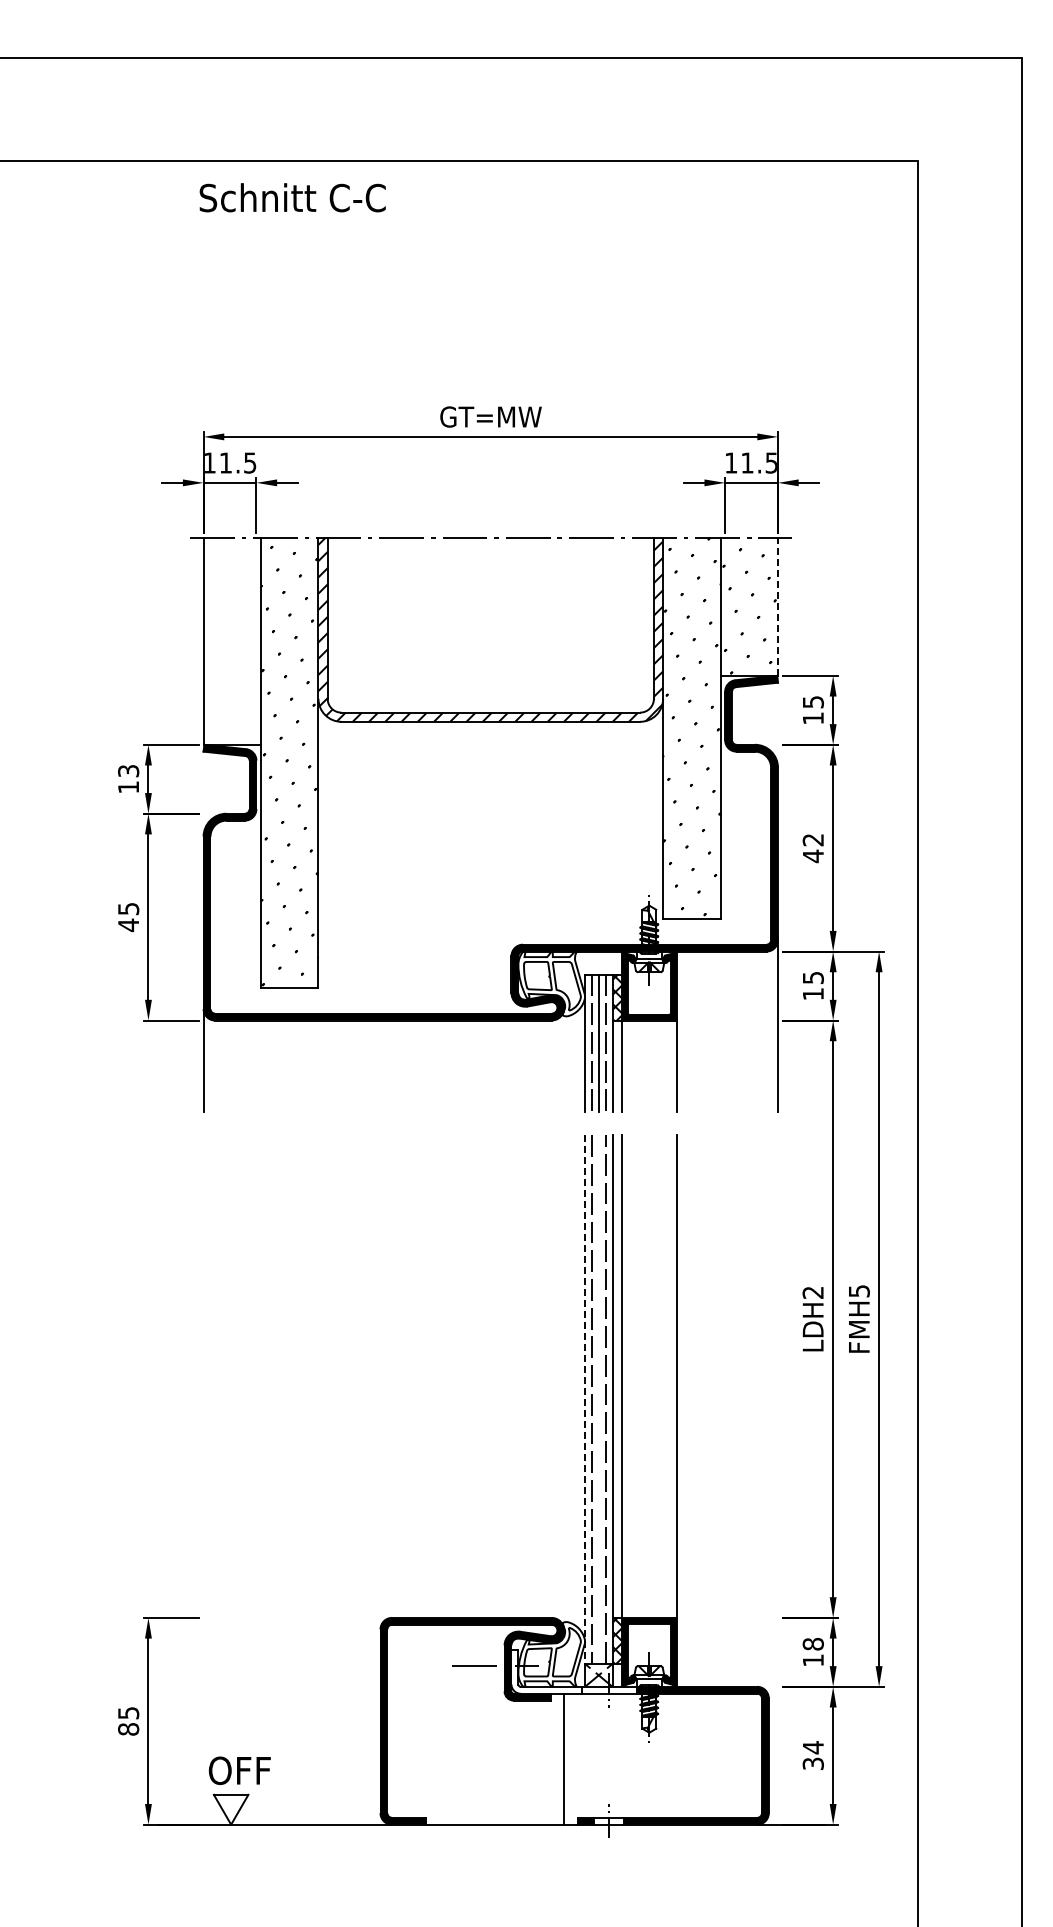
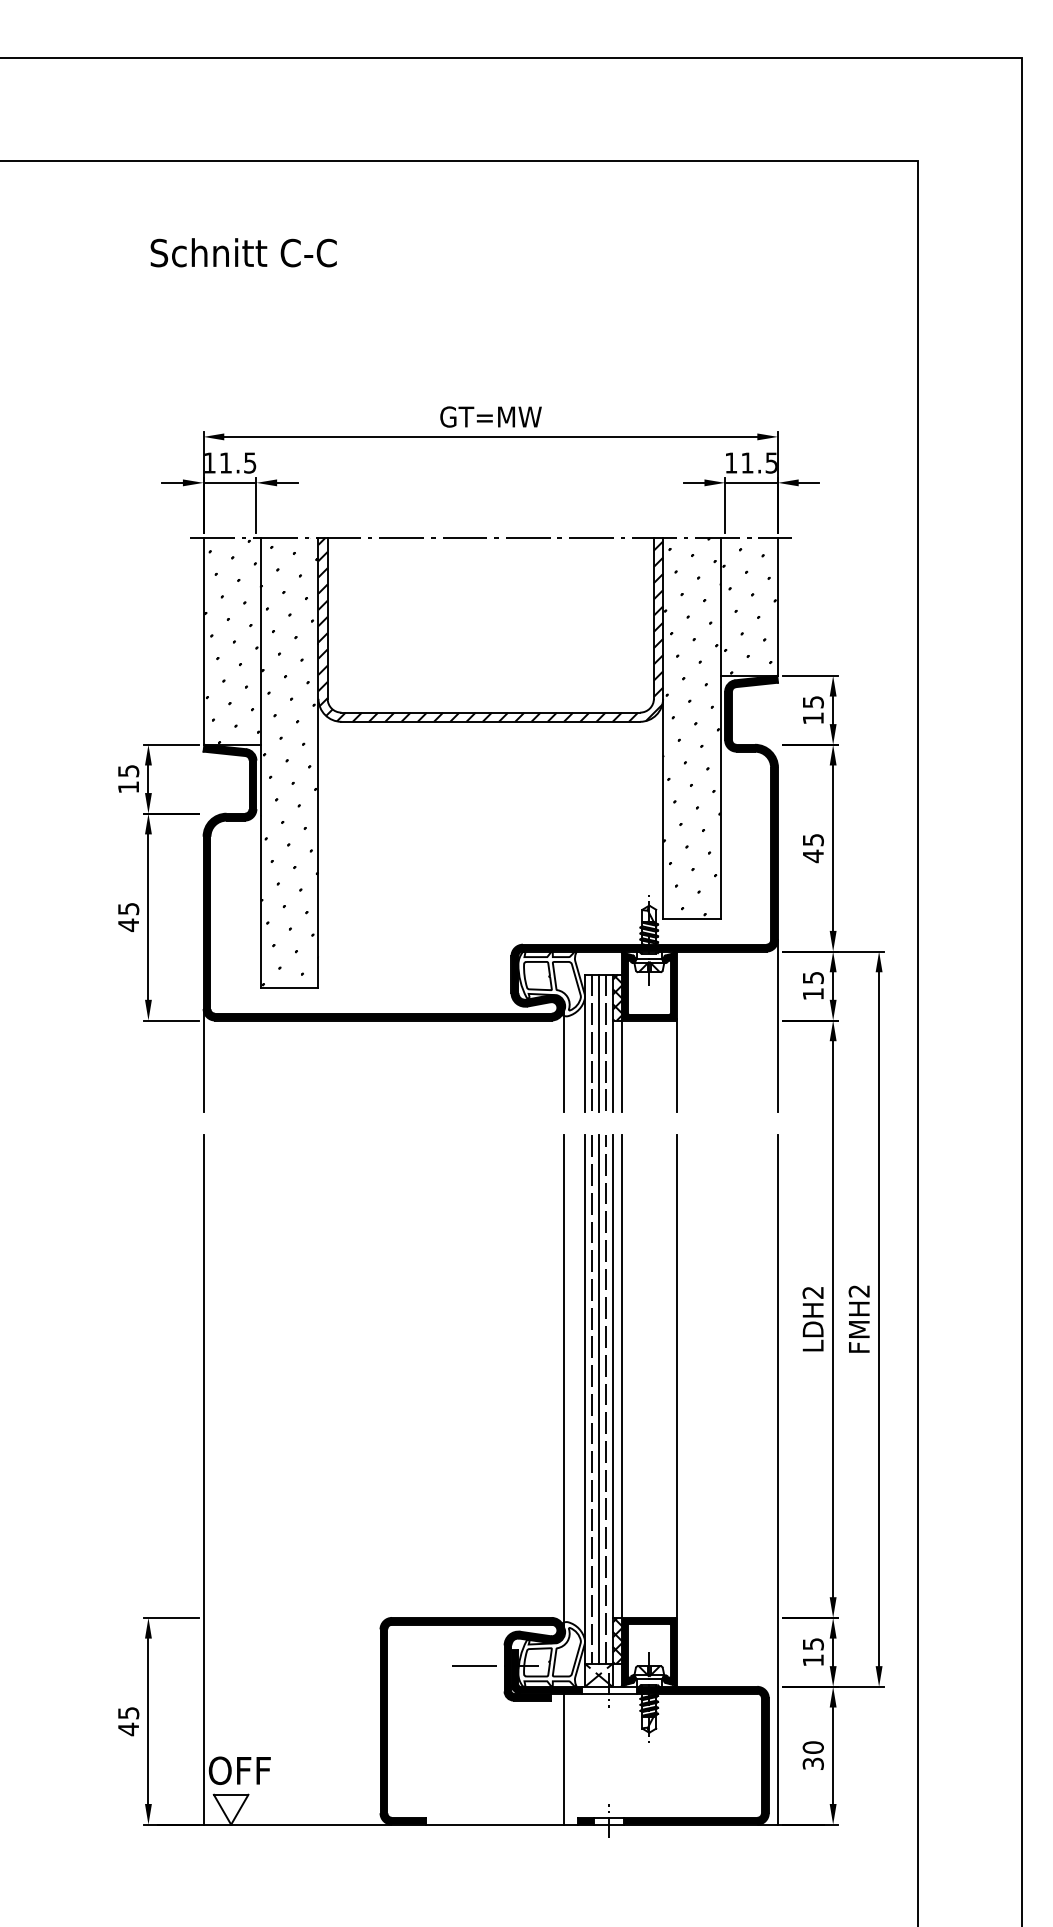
text position: (292, 197) -> (243, 252) (243, 252)
line: dashed -> solid (778, 606)
hatch: none -> present (232, 641)
text: 13 -> 15 (128, 770)
text: 42 -> 45 (812, 840)
line: none -> present (564, 1059)
text: FMH5 -> FMH2 (858, 1291)
line: none -> present (564, 1382)
line: none -> present (598, 1399)
line: dashed -> solid (585, 1400)
line: none -> present (203, 1479)
line: none -> present (778, 1479)
text: 18 -> 15 (812, 1643)
fill: none -> present (546, 1671)
text: 85 -> 45 (128, 1729)
text: 34 -> 30 (812, 1747)
